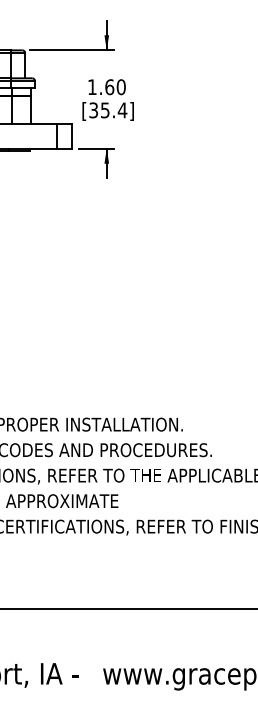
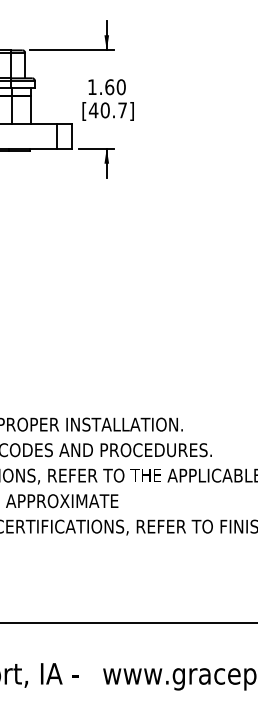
text: [35.4] -> [40.7] (107, 110)
line position: (128, 609) -> (128, 623) (128, 623)
